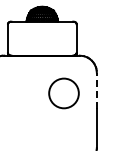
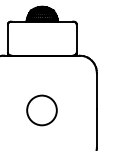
line: dashed -> solid (96, 90)
circle position: (63, 93) -> (41, 110) (41, 110)
